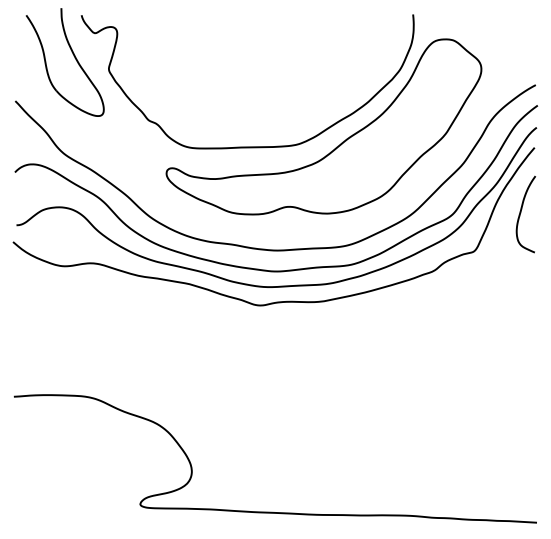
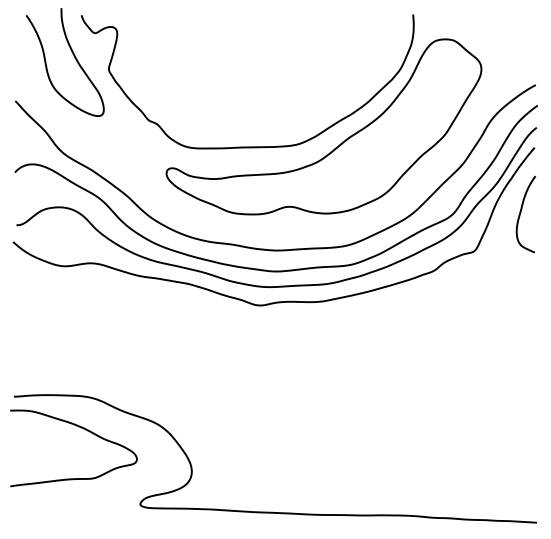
curve: none -> present (83, 429)
